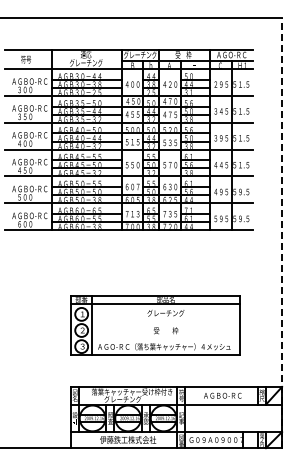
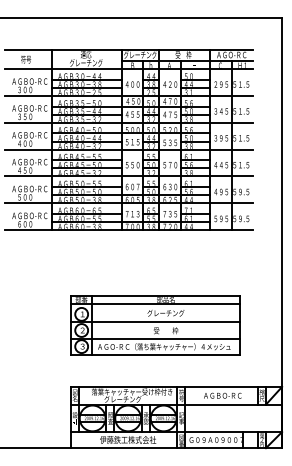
line: dashed -> solid (282, 232)
line: none -> present (155, 322)
line: none -> present (155, 338)
